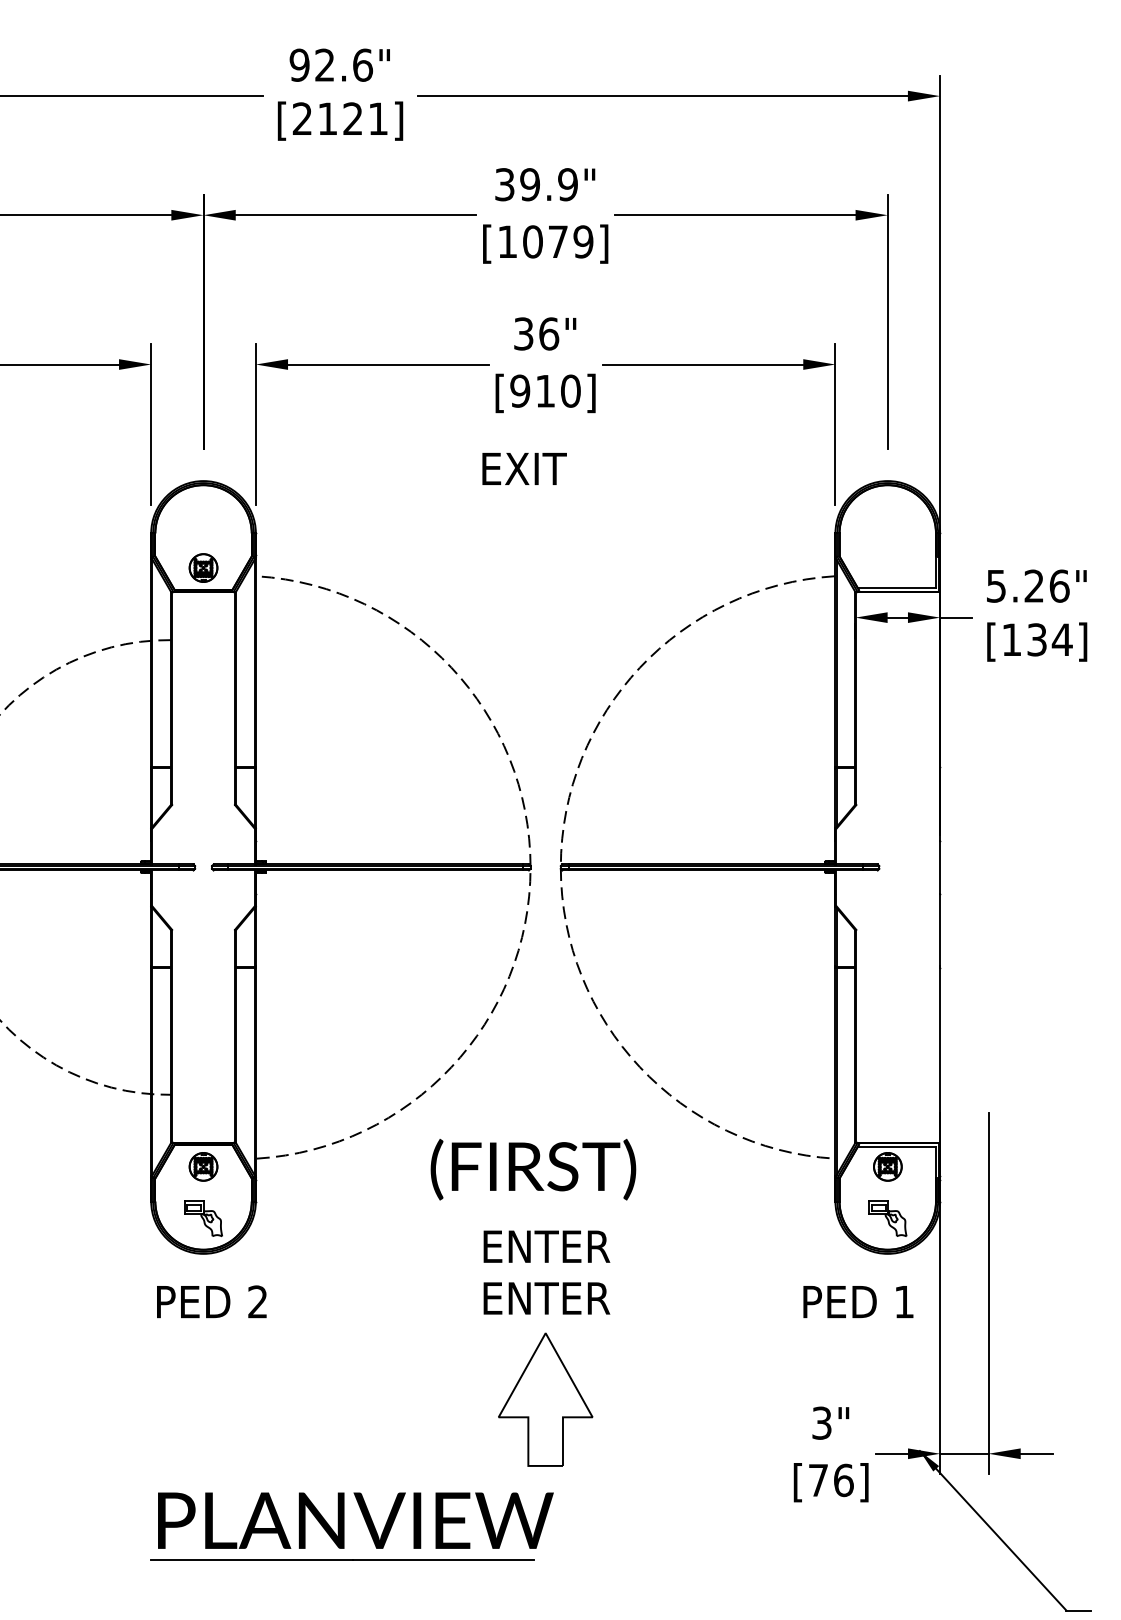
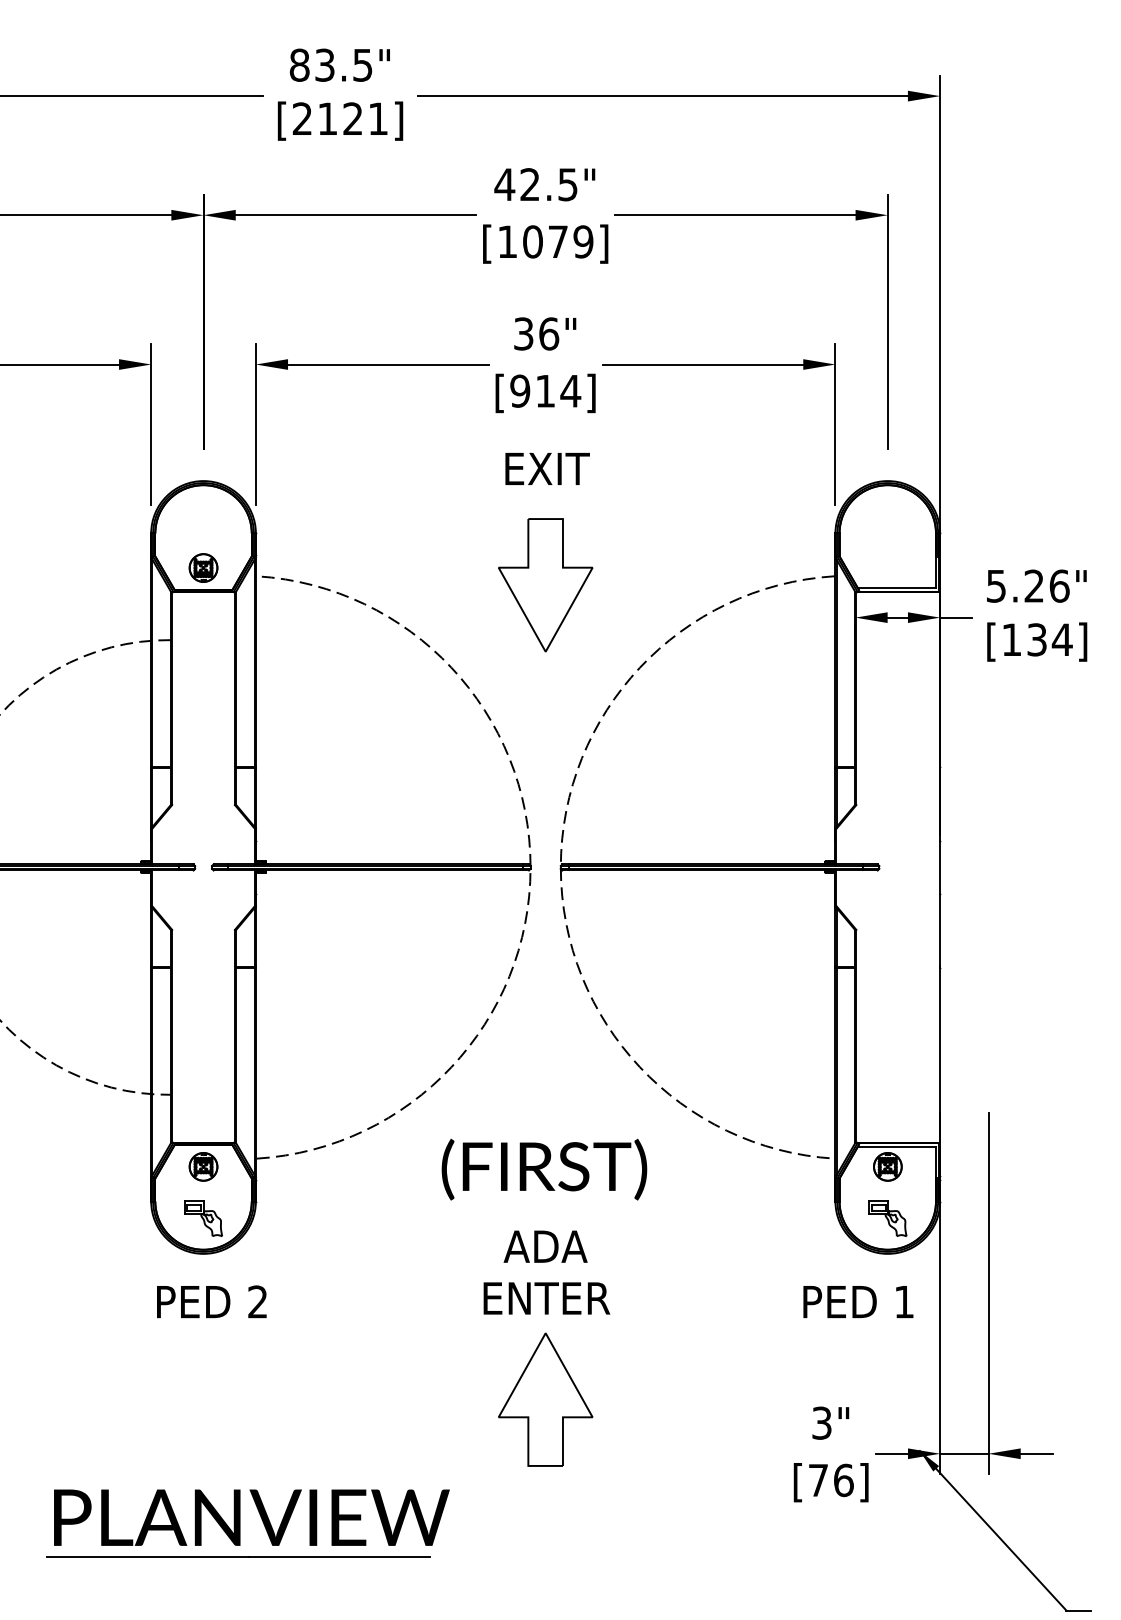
text: 92.6" -> 83.5" (331, 64)
text: 39.9" -> 42.5" (535, 184)
text: [910] -> [914] (570, 390)
text position: (524, 468) -> (547, 468) (547, 468)
part: none -> present (545, 585)
text position: (533, 1169) -> (544, 1169) (544, 1169)
text: ENTER -> ADA (546, 1246)
part position: (344, 1526) -> (240, 1523) (240, 1523)
